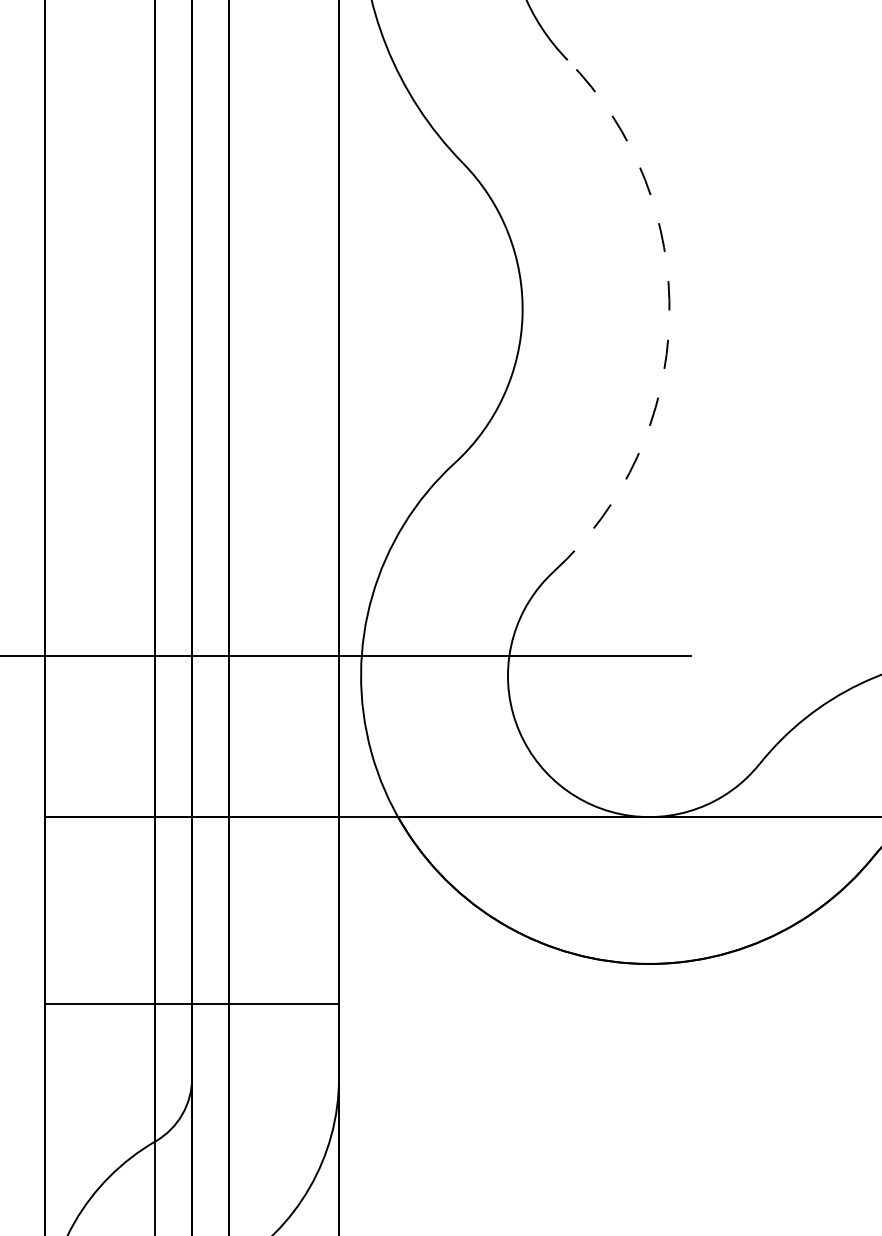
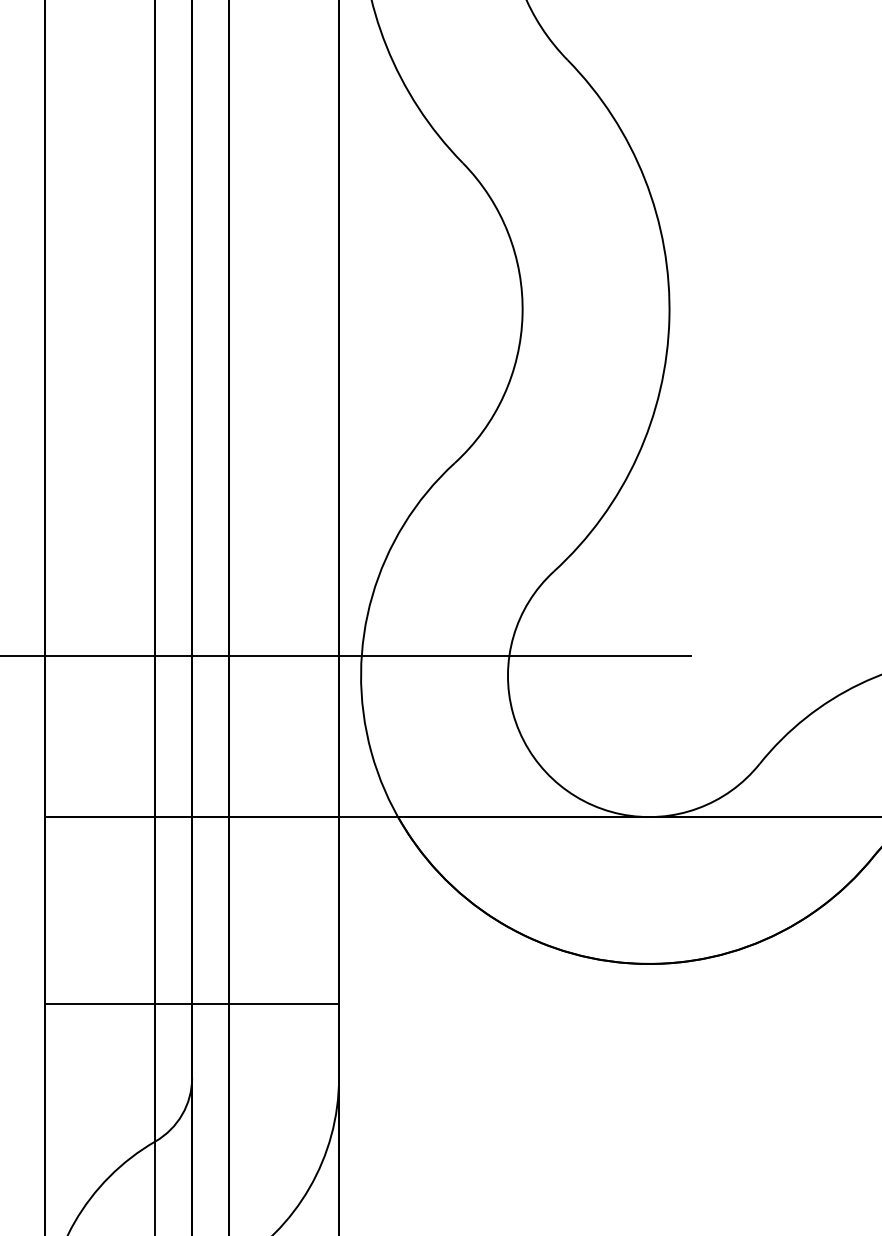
arc: dashed -> solid (669, 318)
